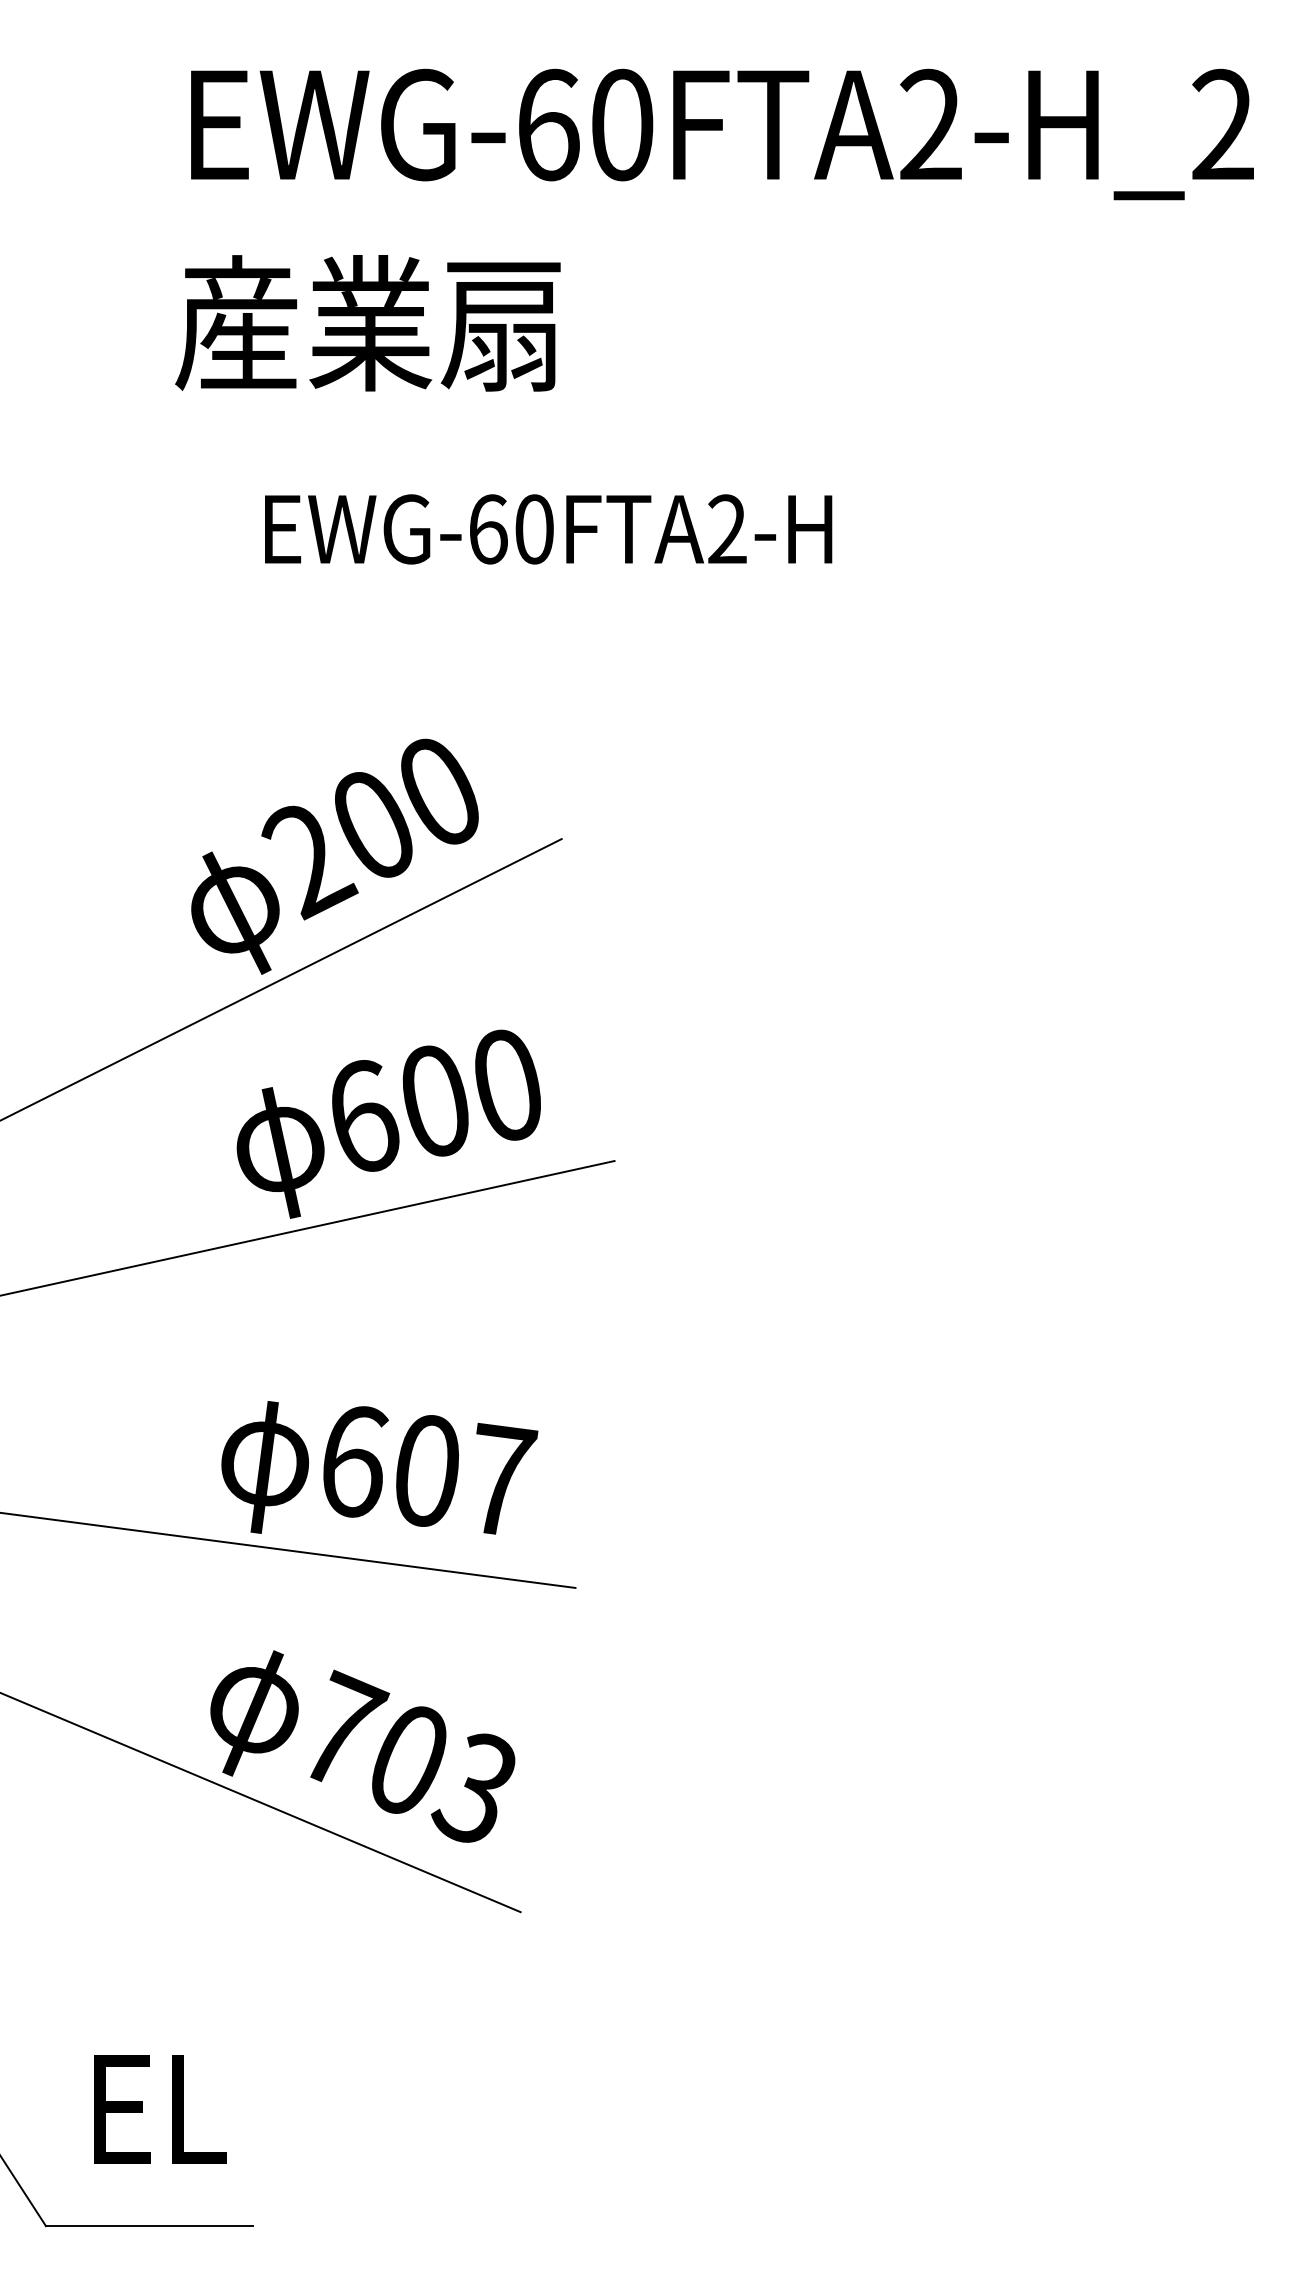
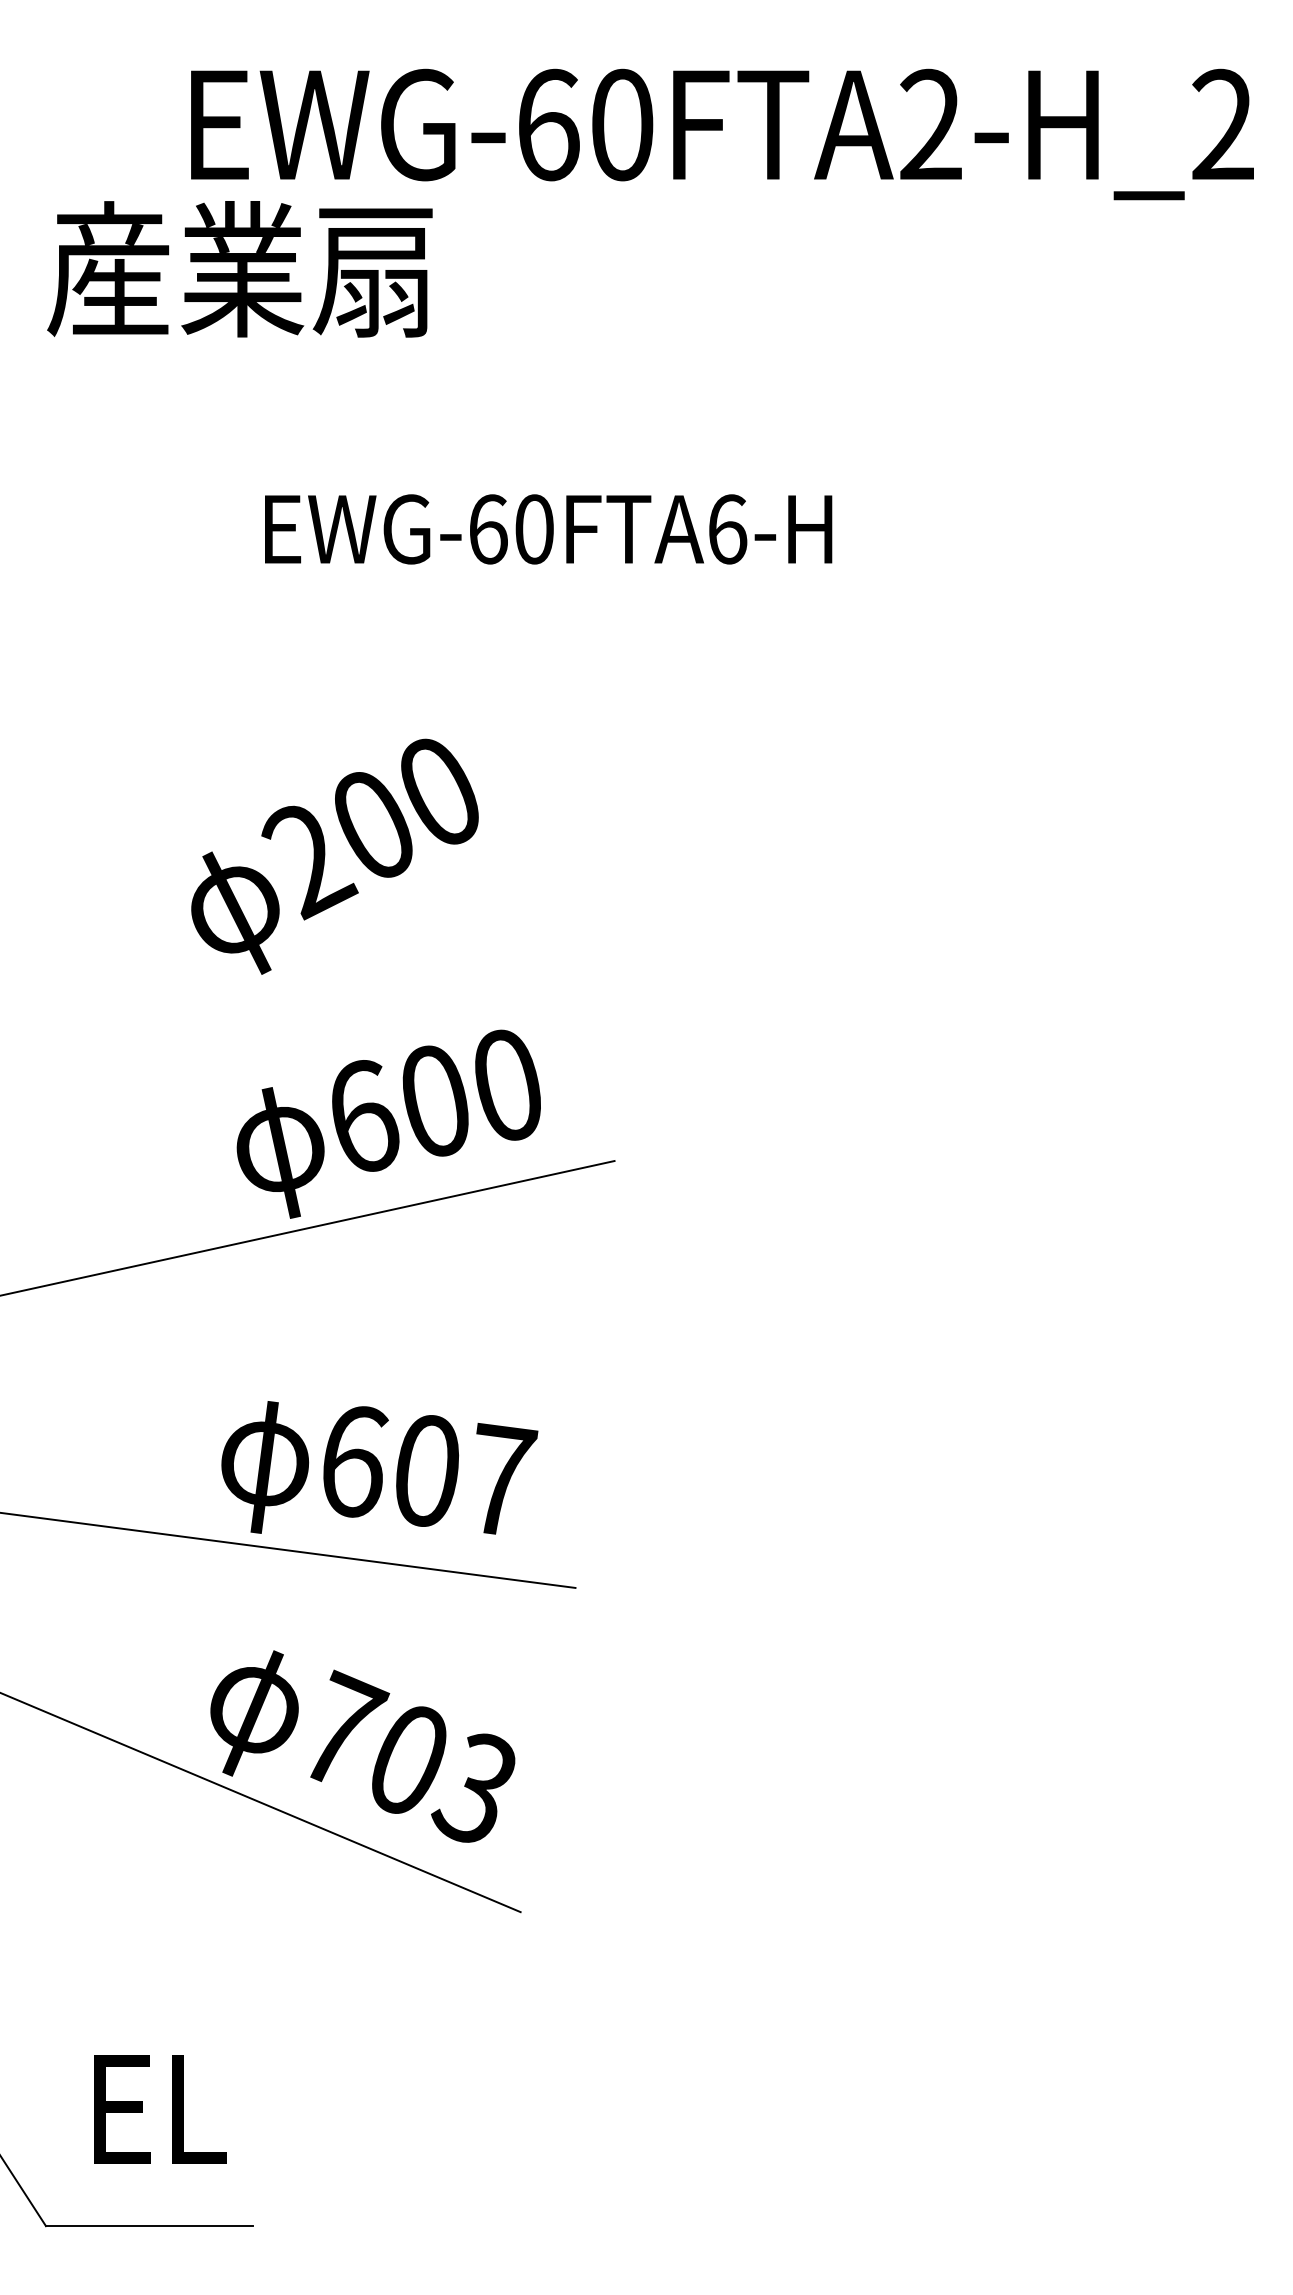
text position: (367, 323) -> (239, 269) (239, 269)
text: EWG-60FTA2-H -> EWG-60FTA6-H (727, 529)
line: present -> none (281, 979)
